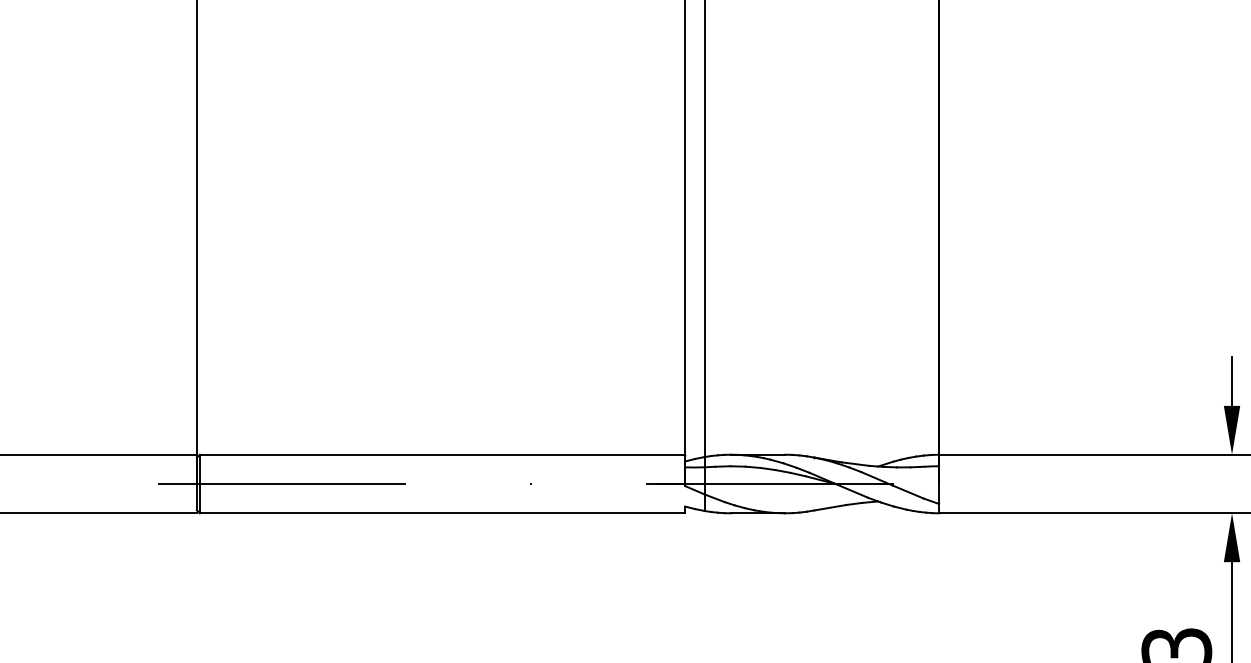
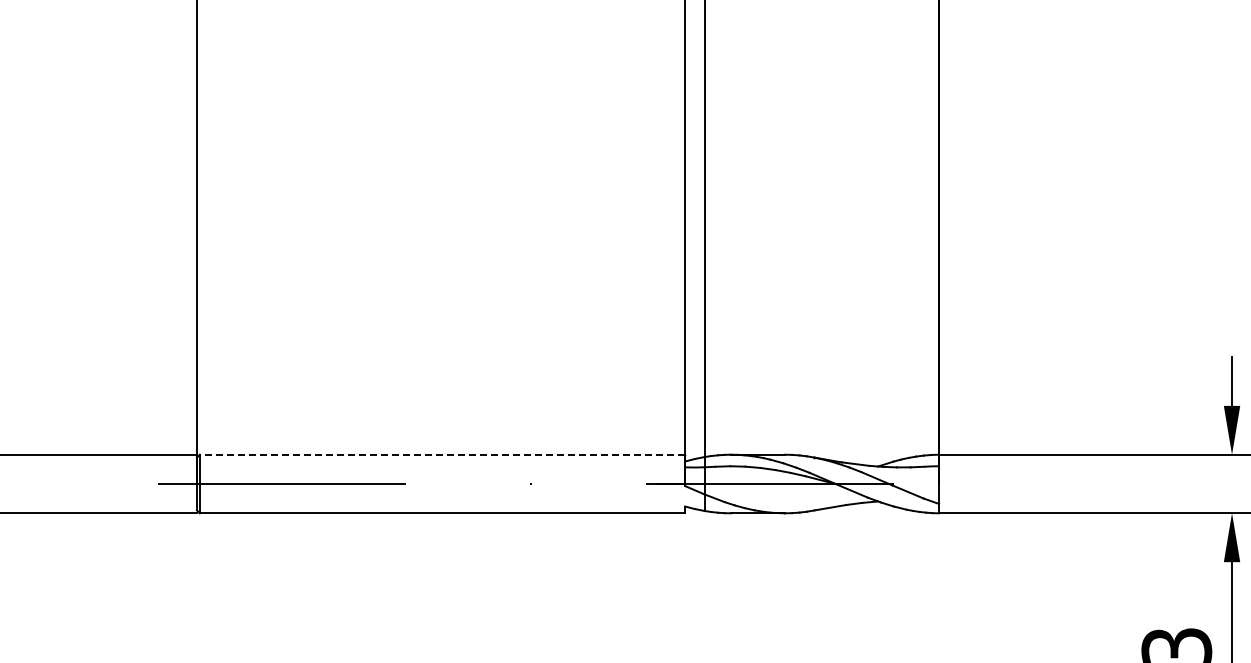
line: solid -> dashed (442, 454)
